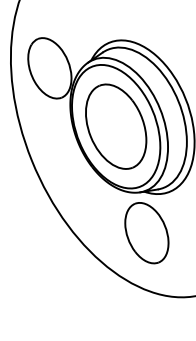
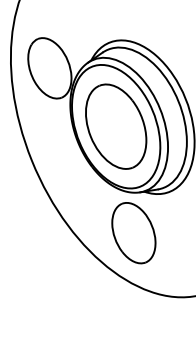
part position: (146, 233) -> (133, 233) (133, 233)
